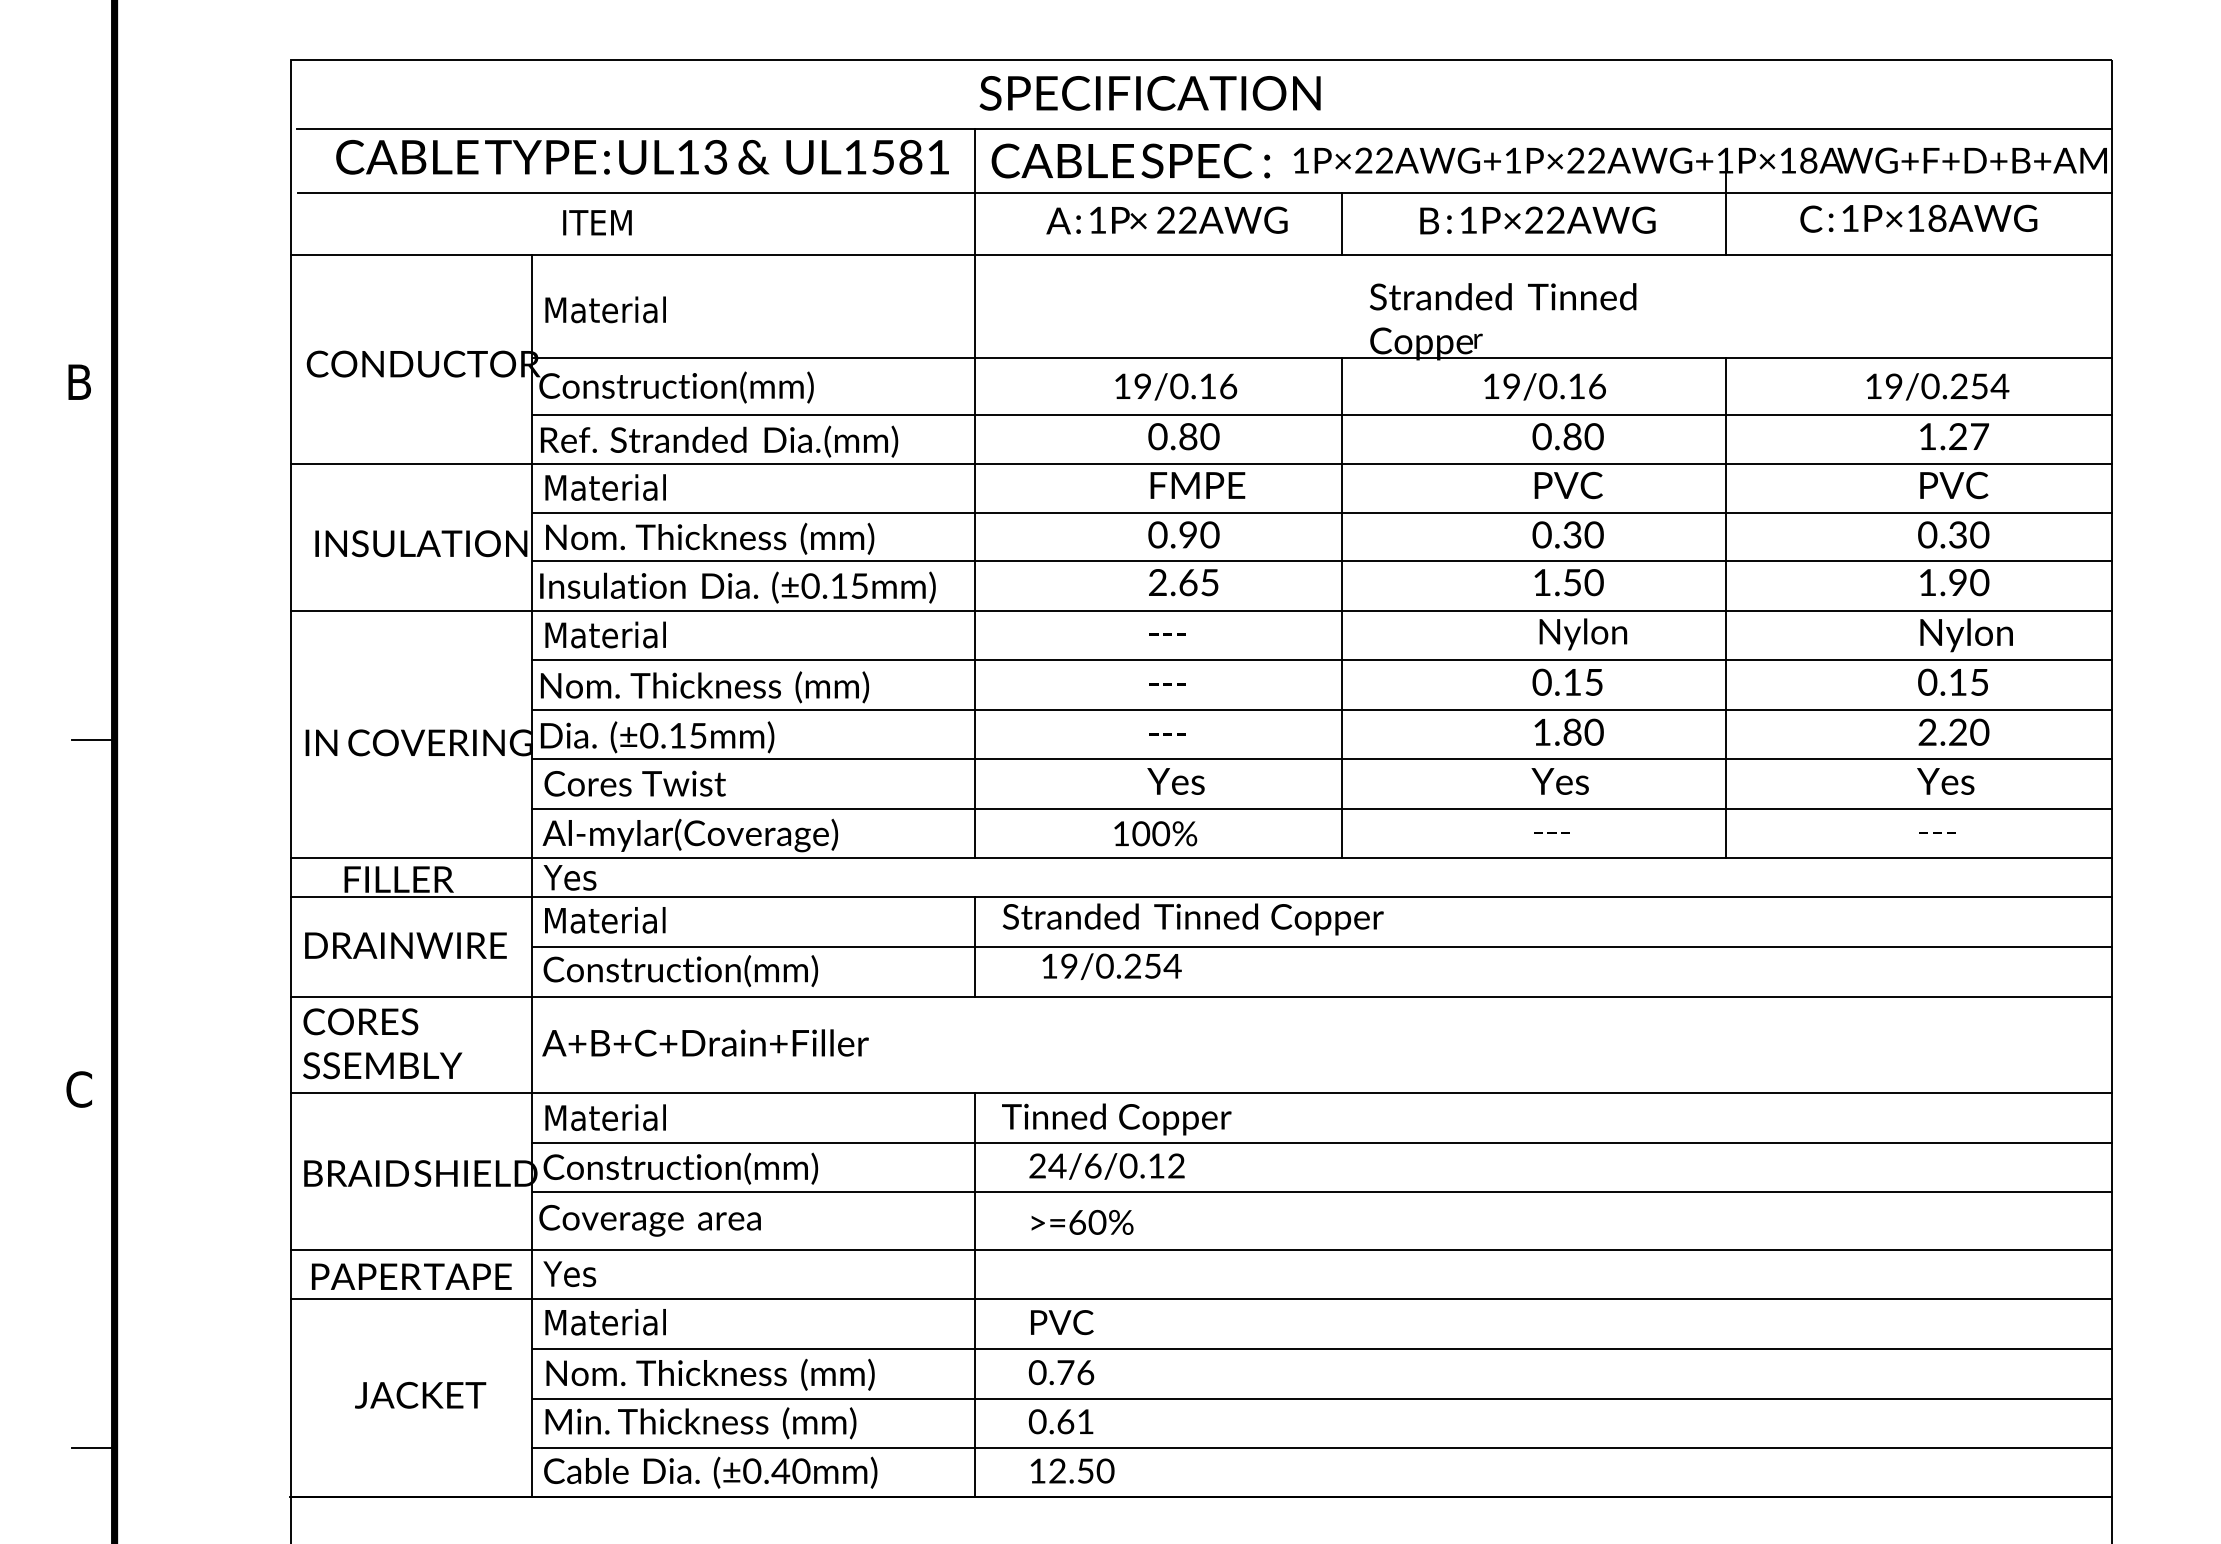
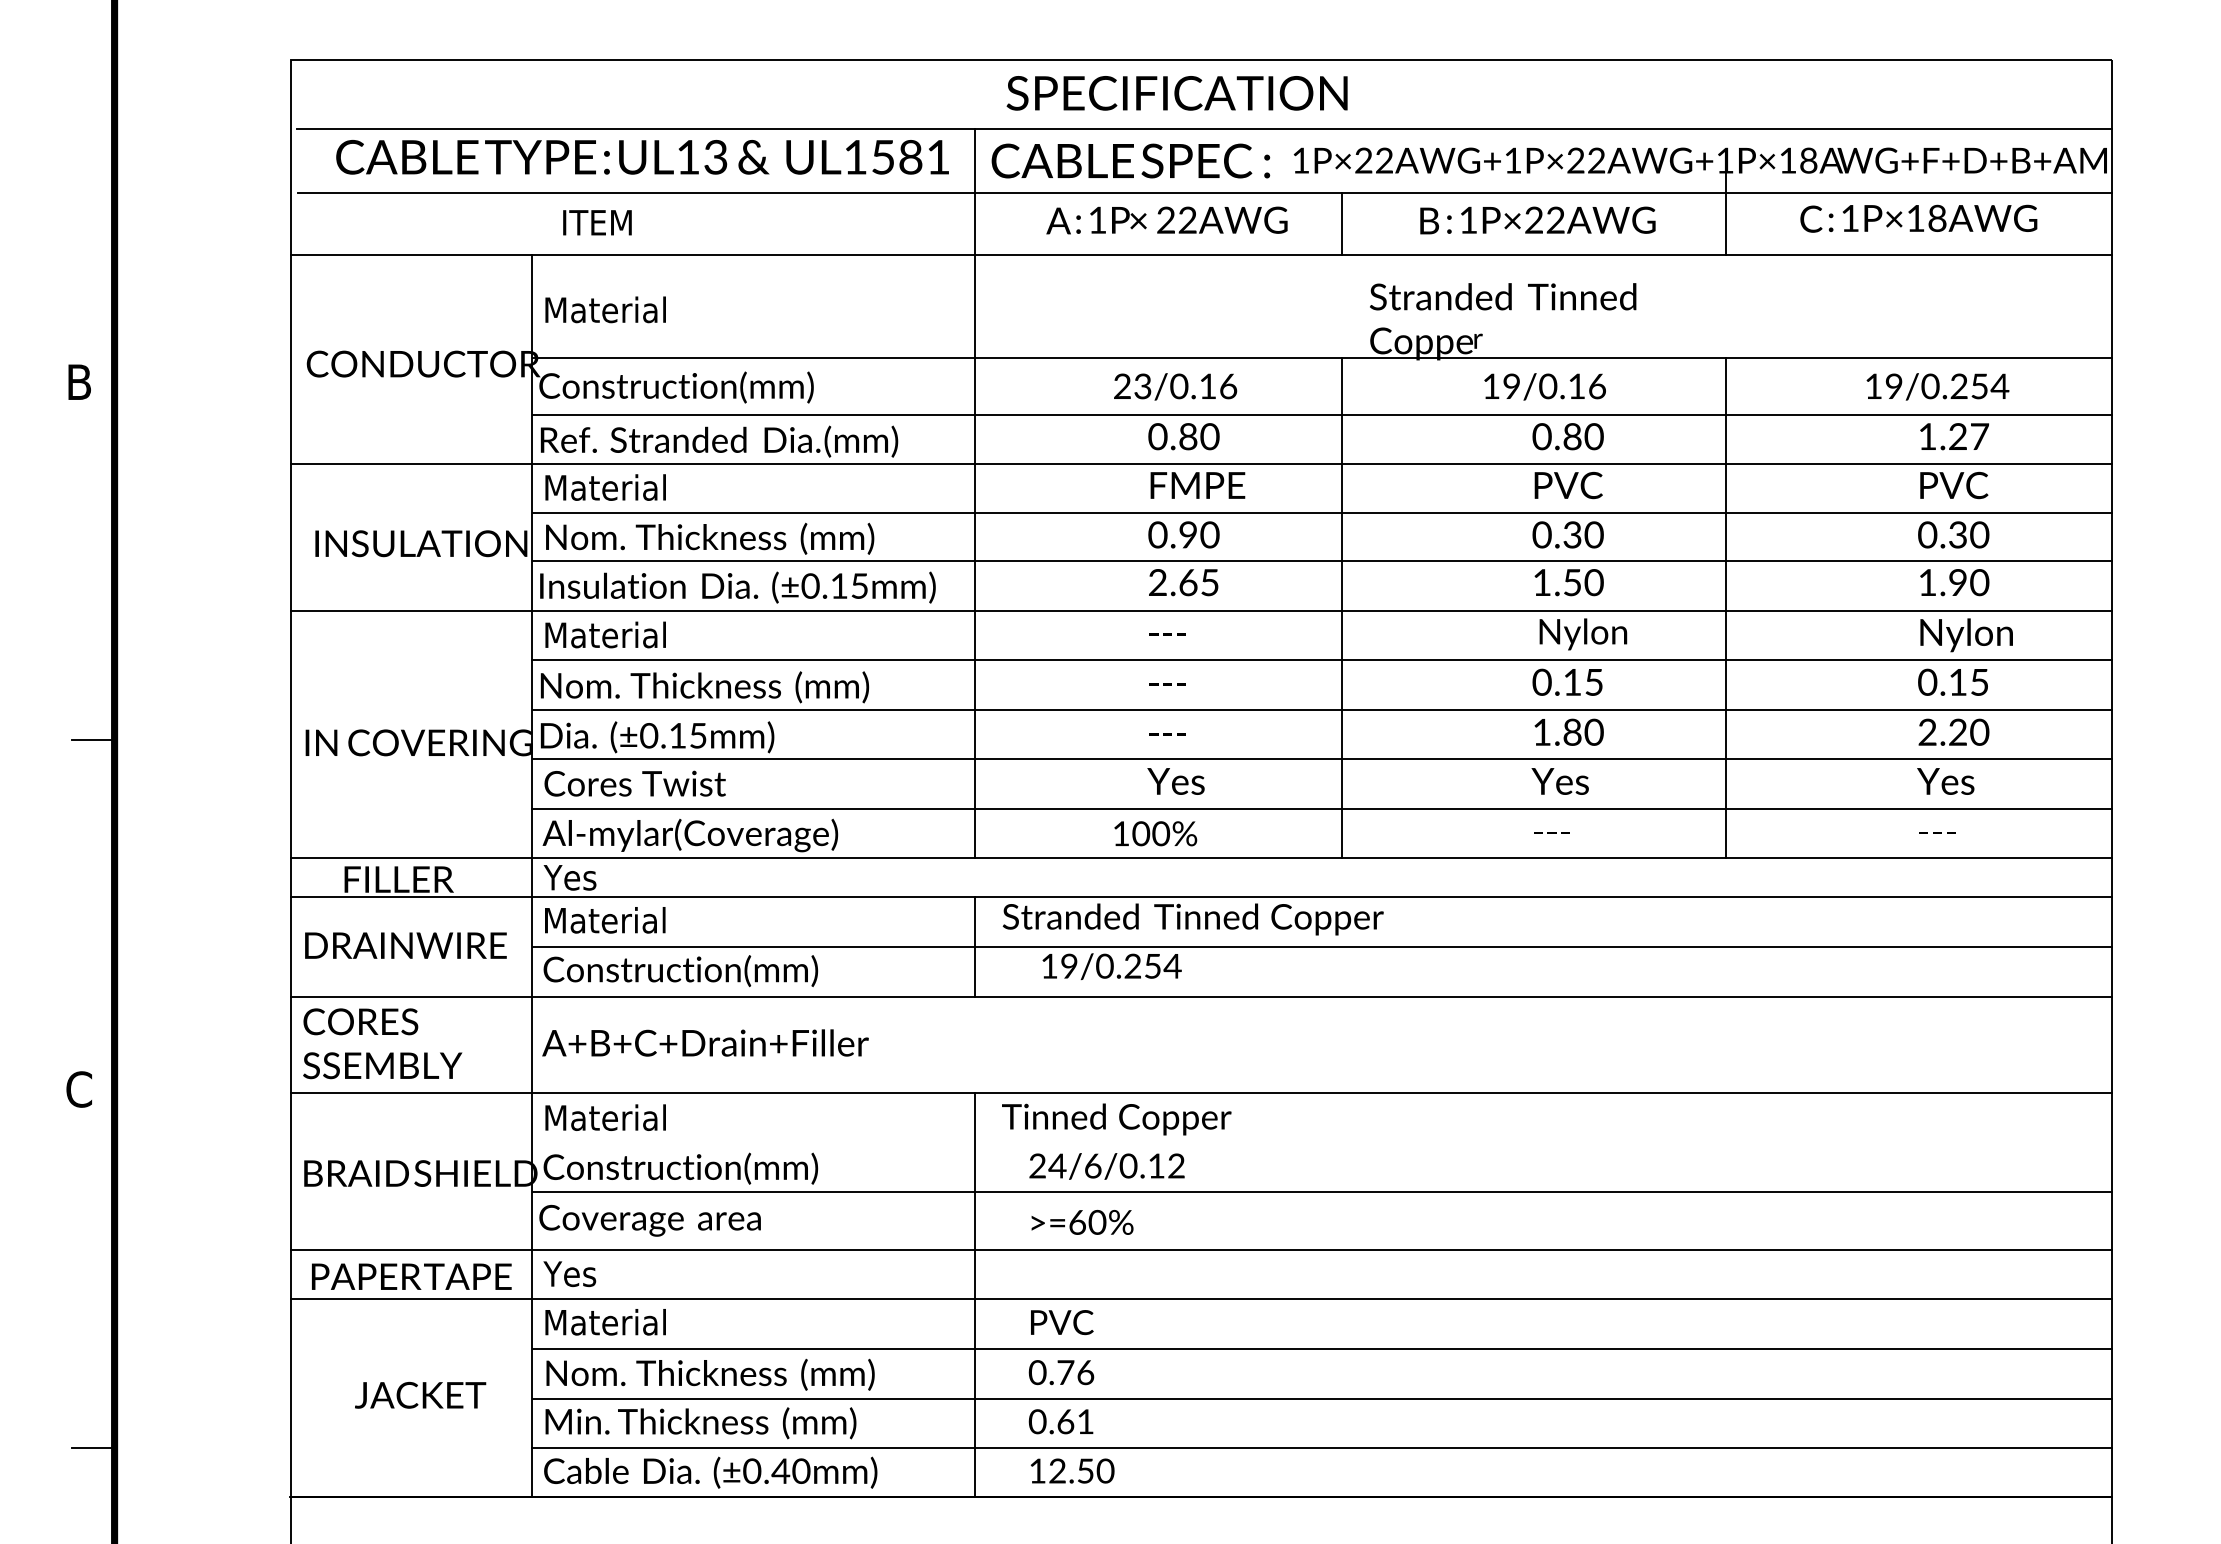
text position: (1149, 93) -> (1176, 93) (1176, 93)
text: 19/0.16 -> 23/0.16 (1132, 386)
line: present -> none (1321, 1143)
